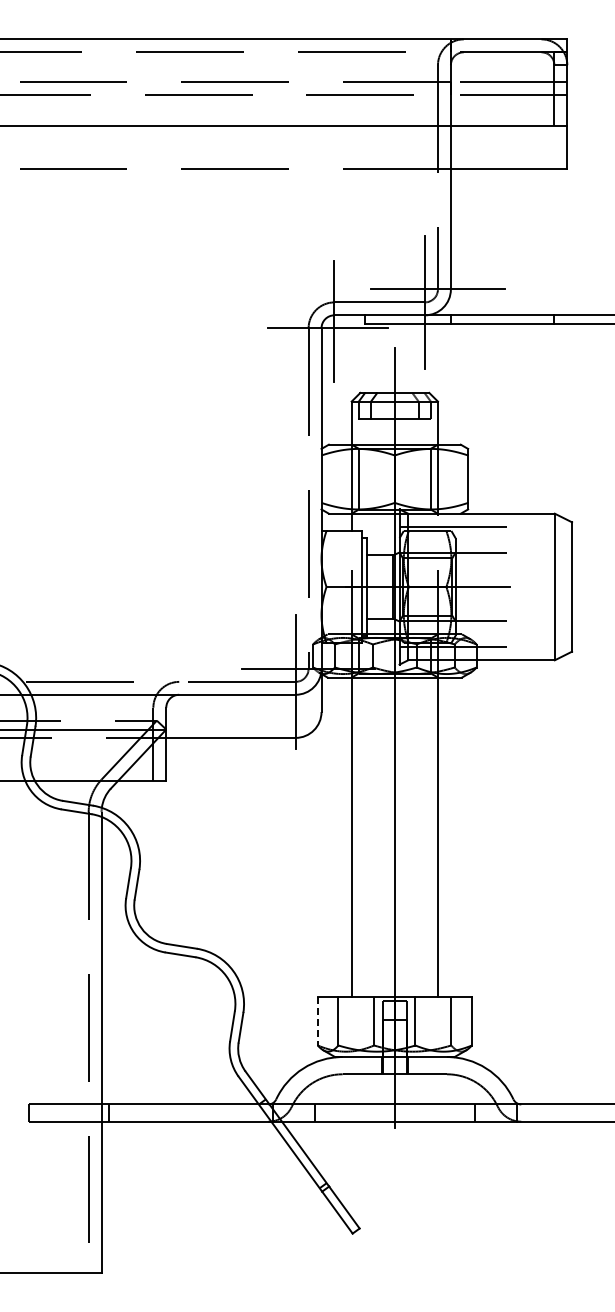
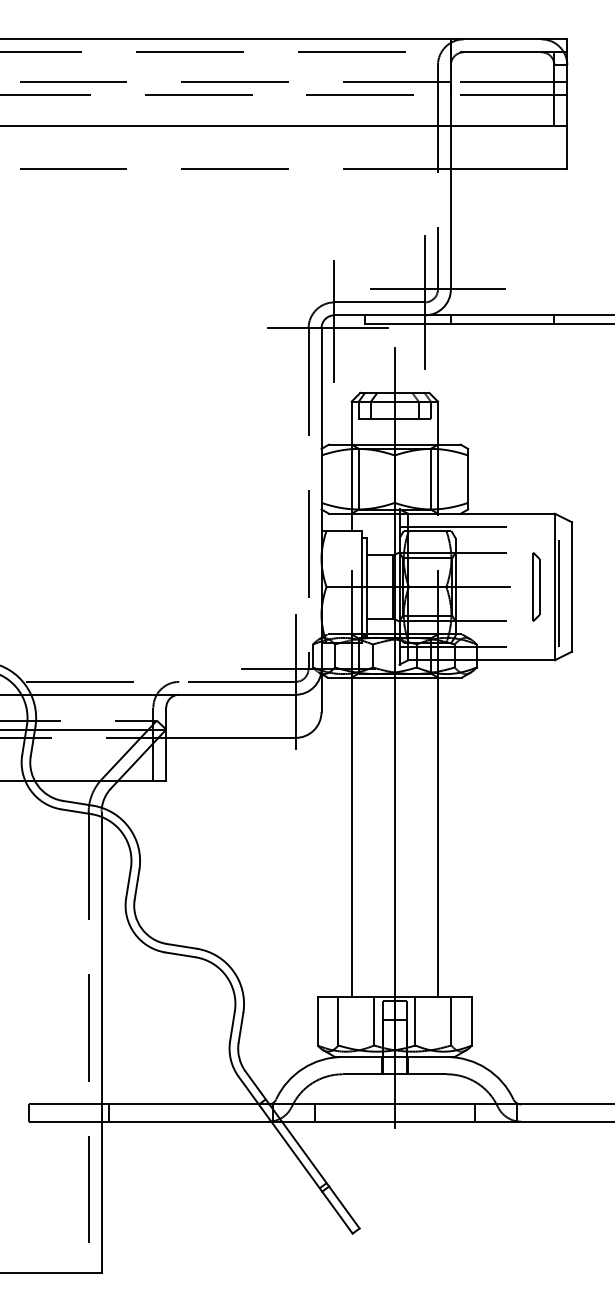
part: none -> present (536, 586)
line: none -> present (559, 586)
line: dashed -> solid (317, 1021)
